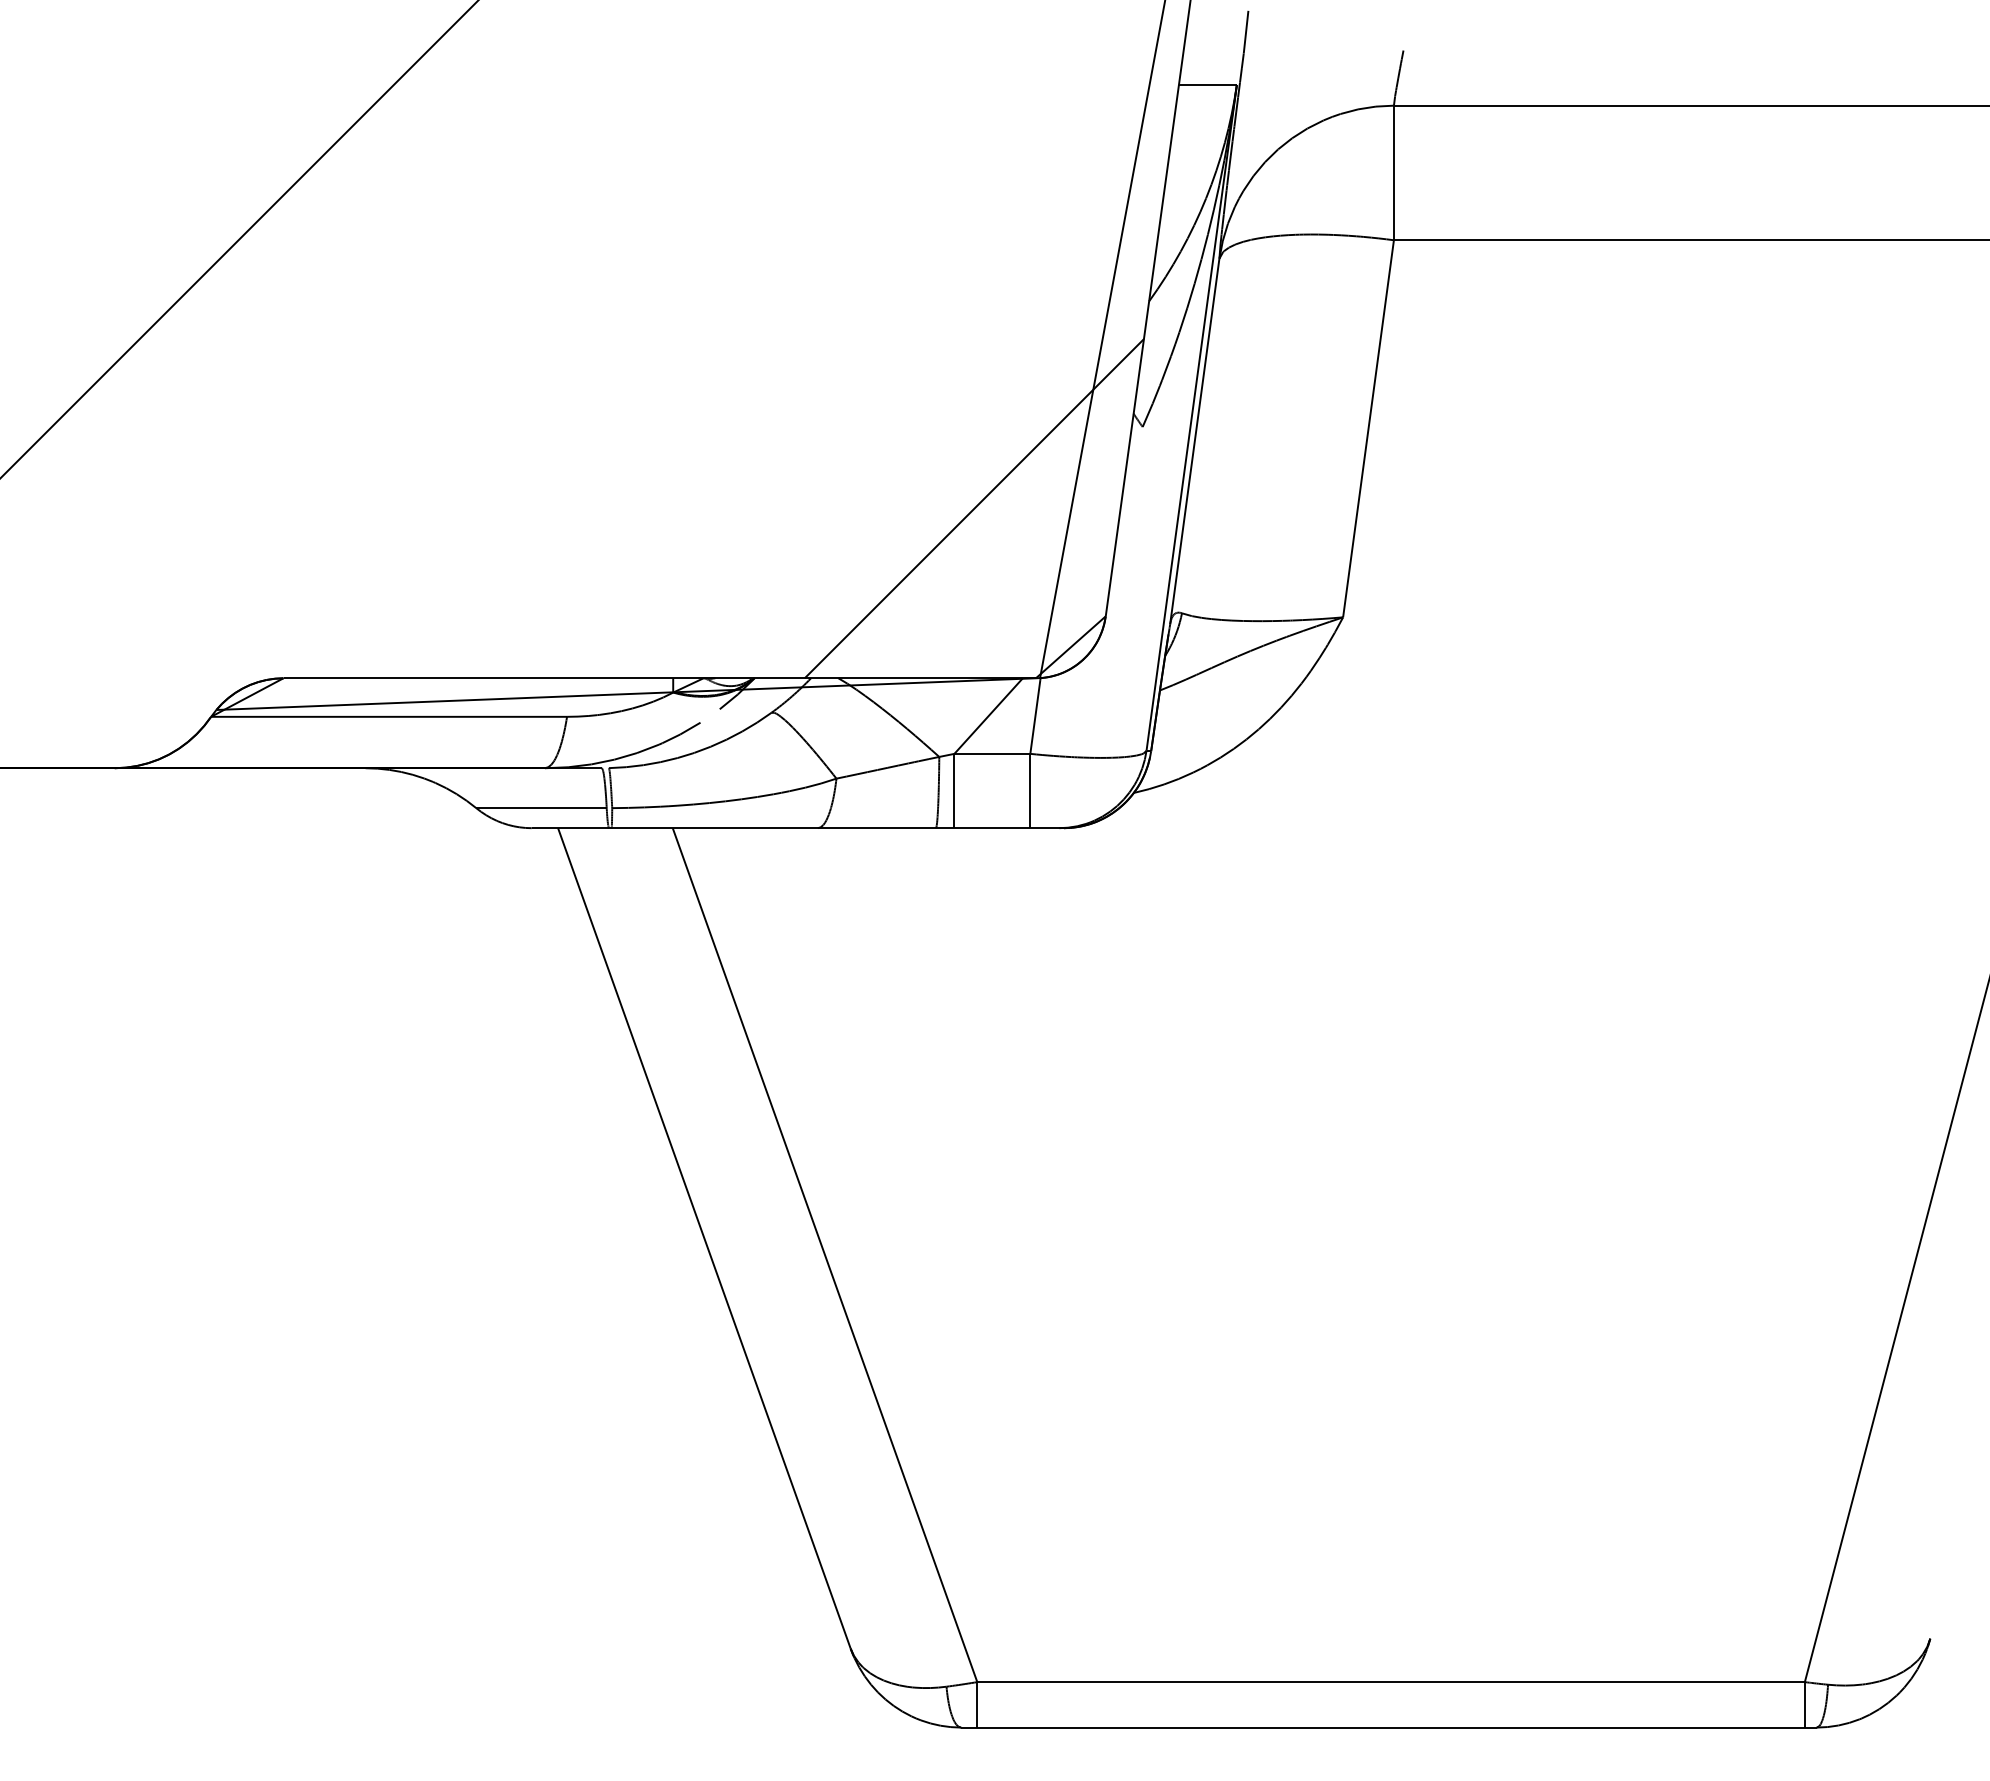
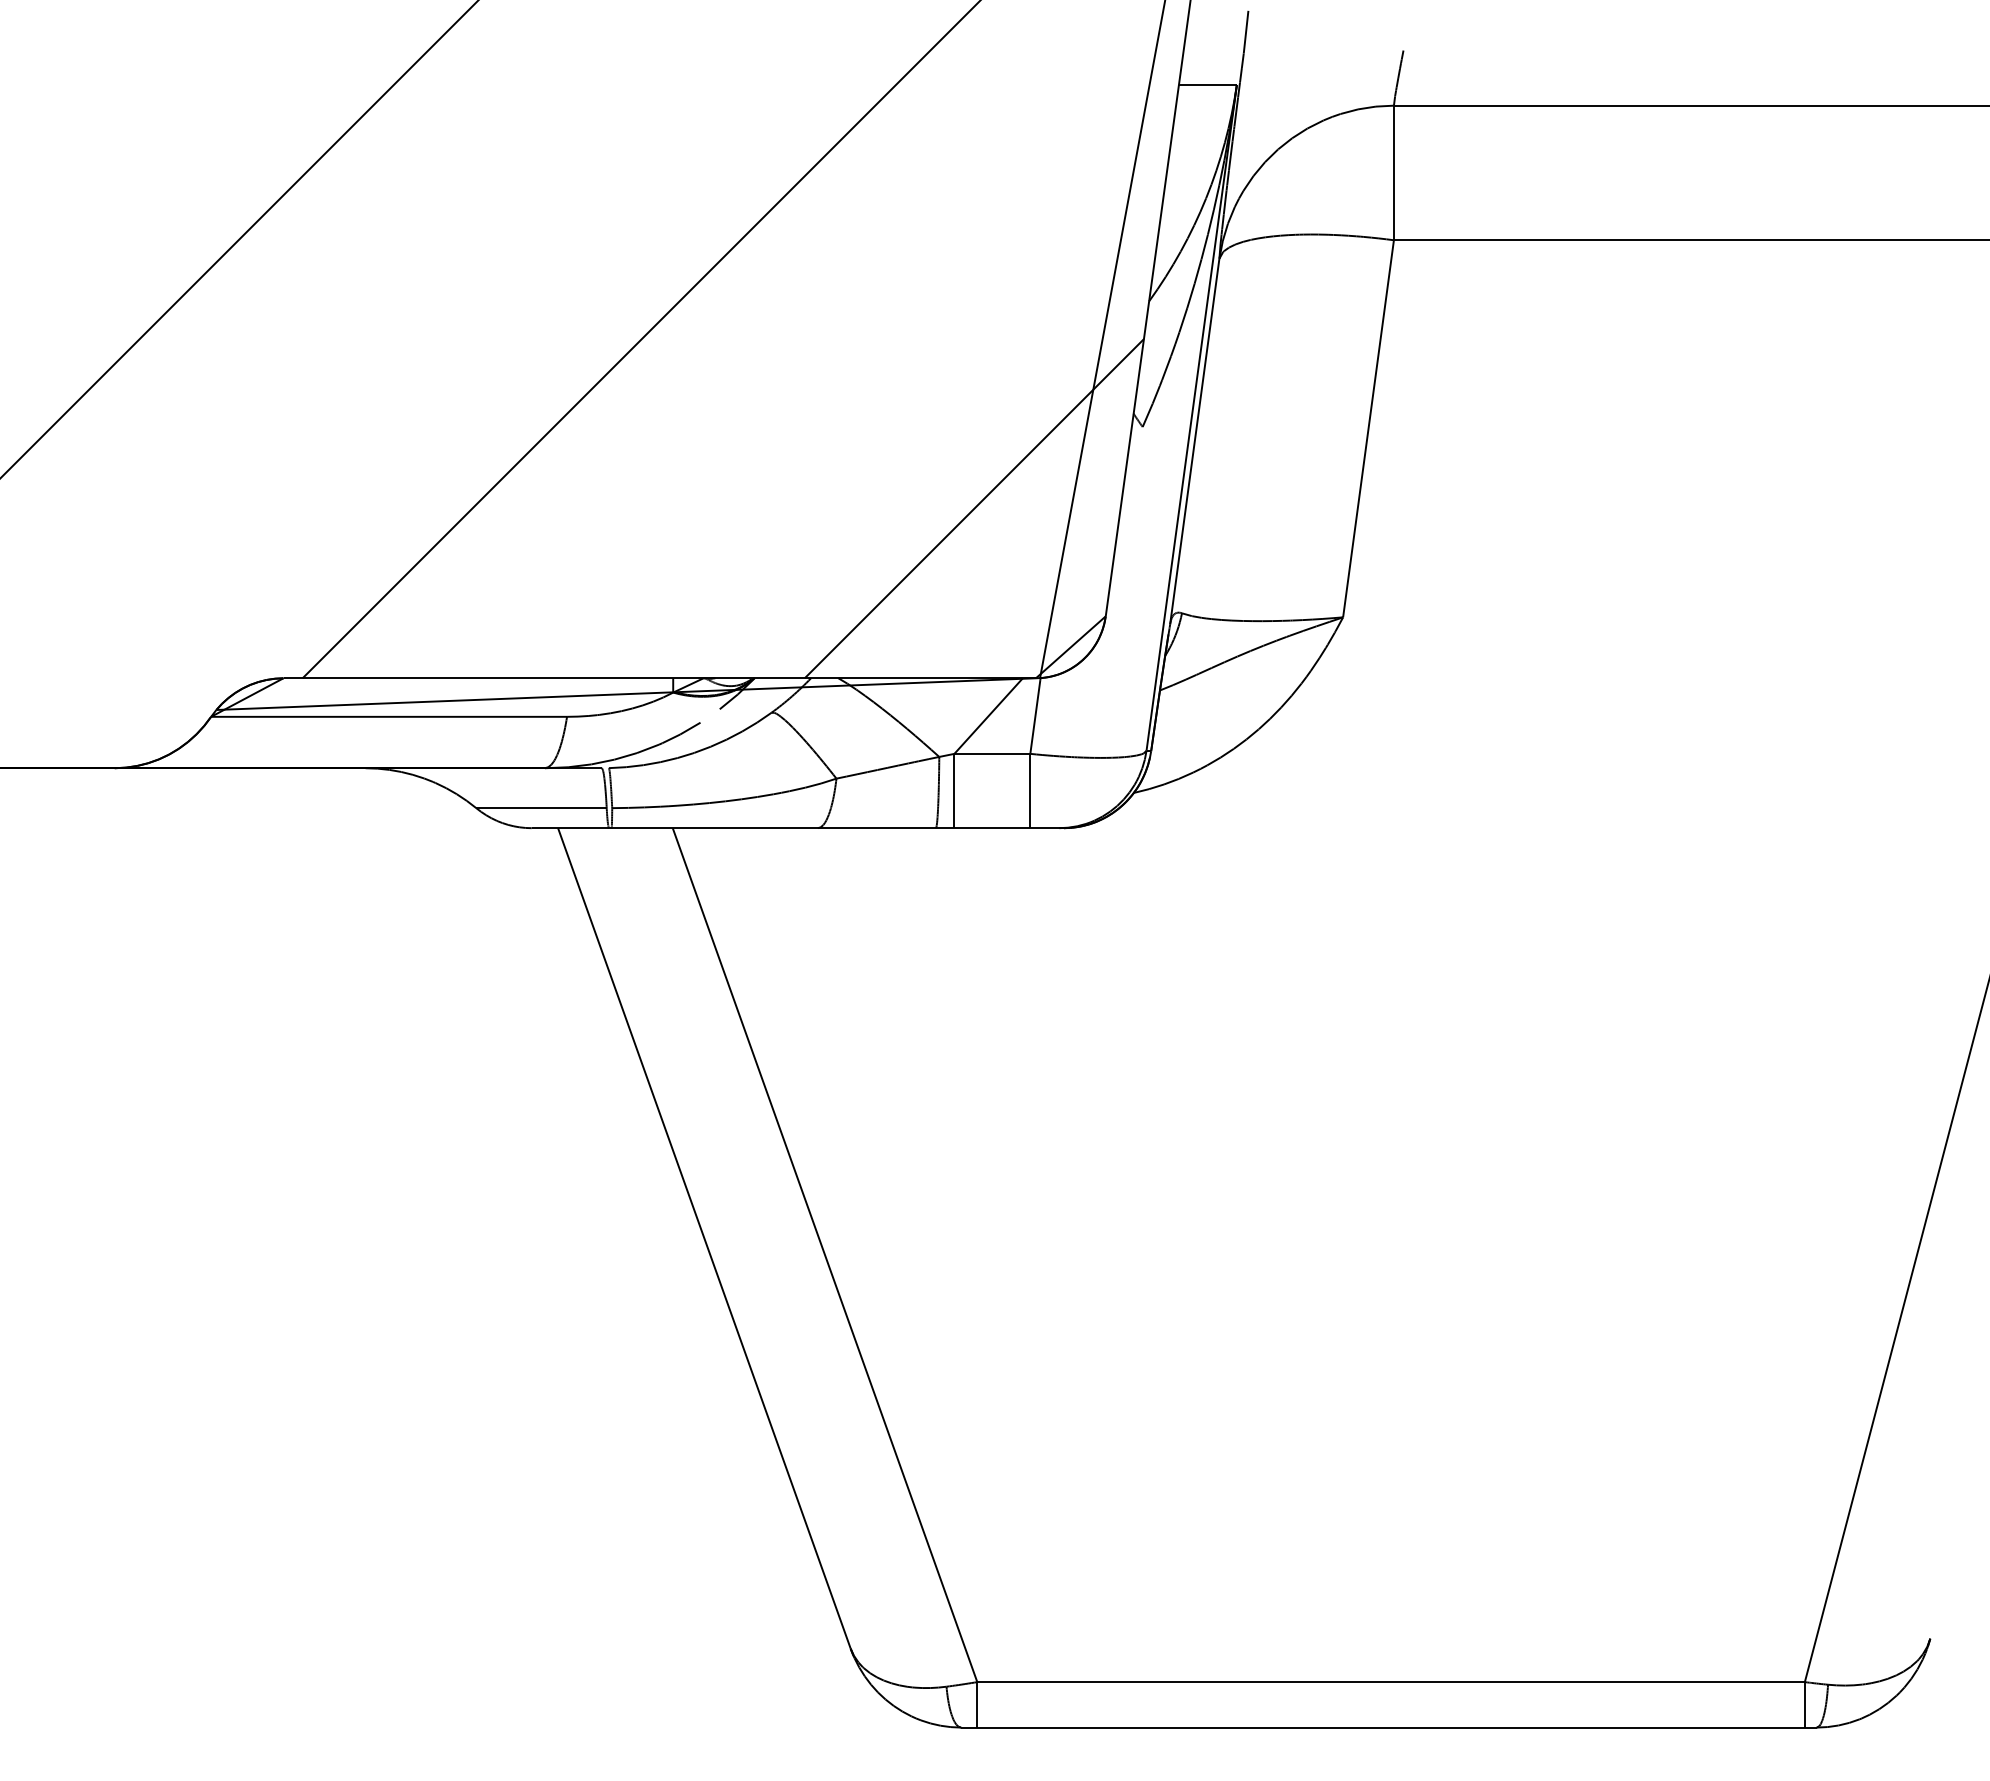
line: none -> present (640, 340)
